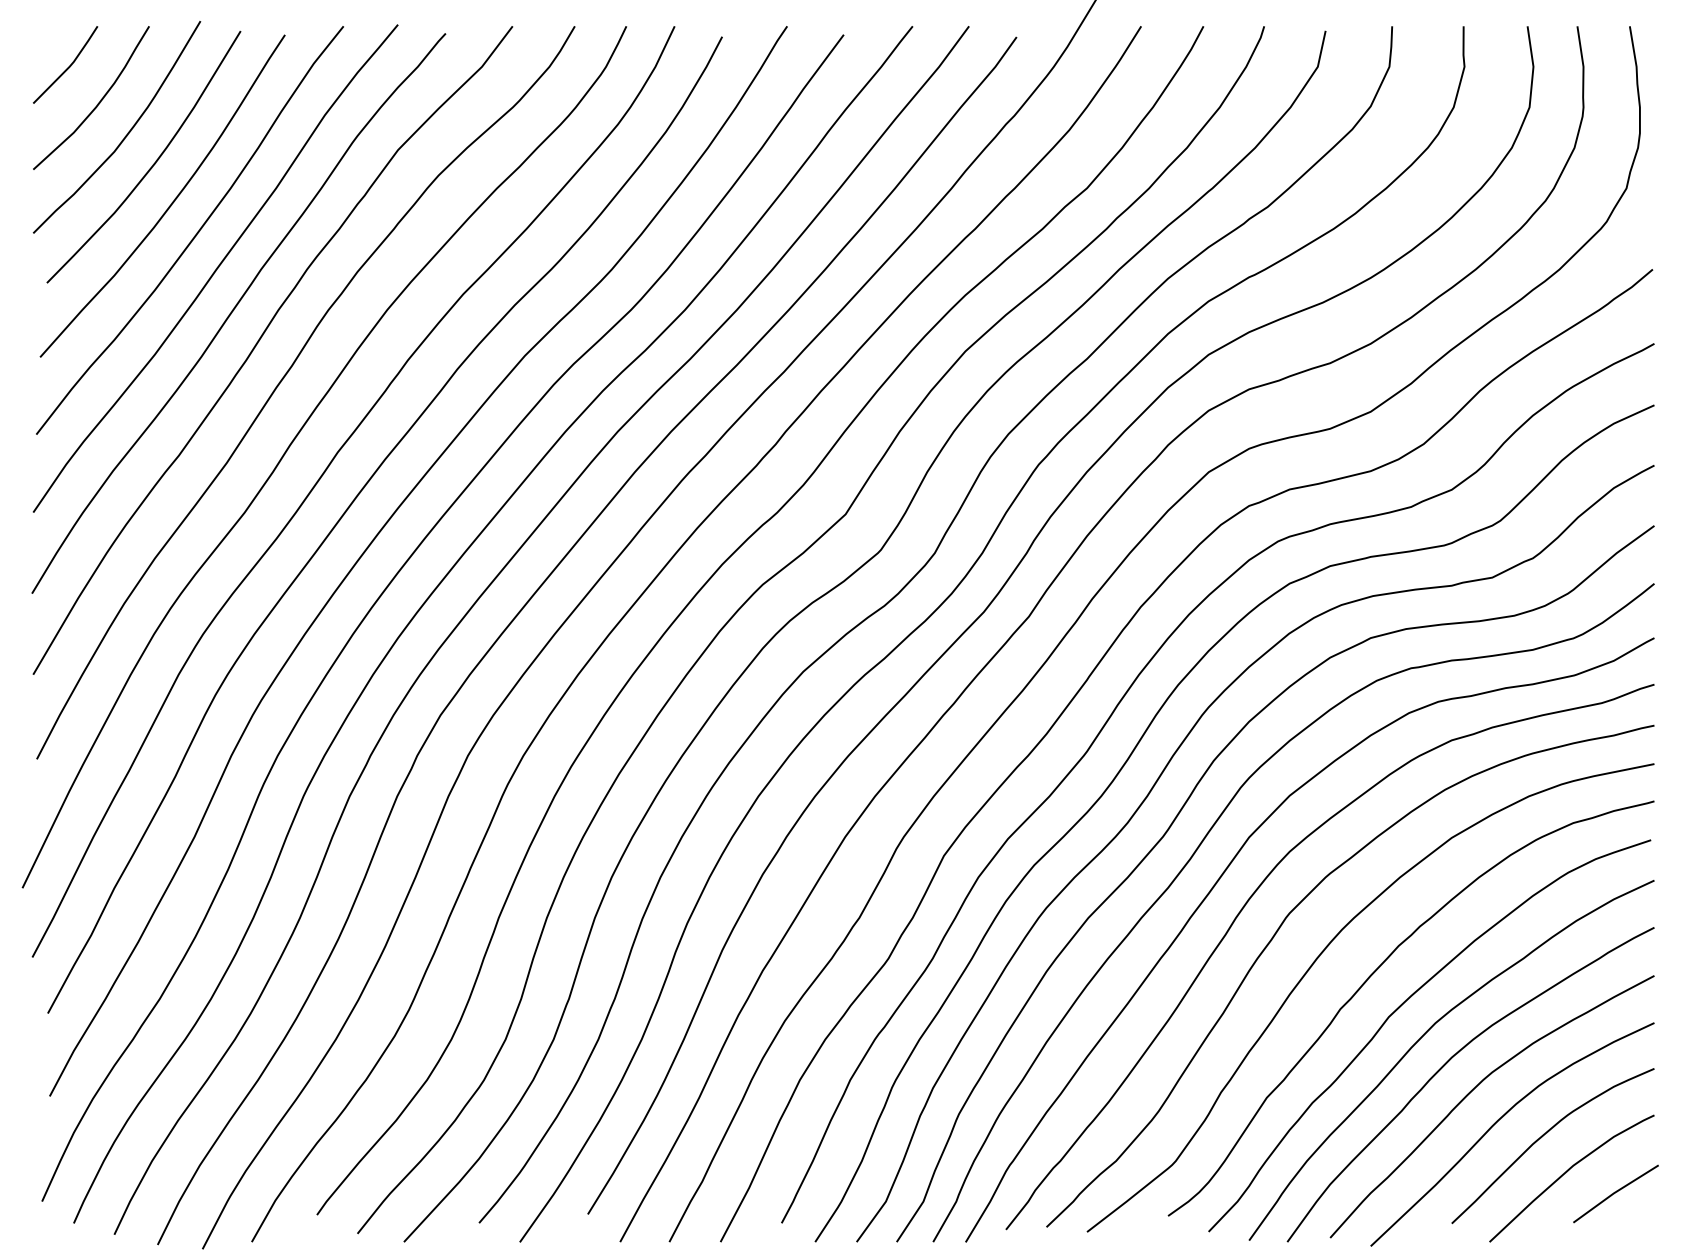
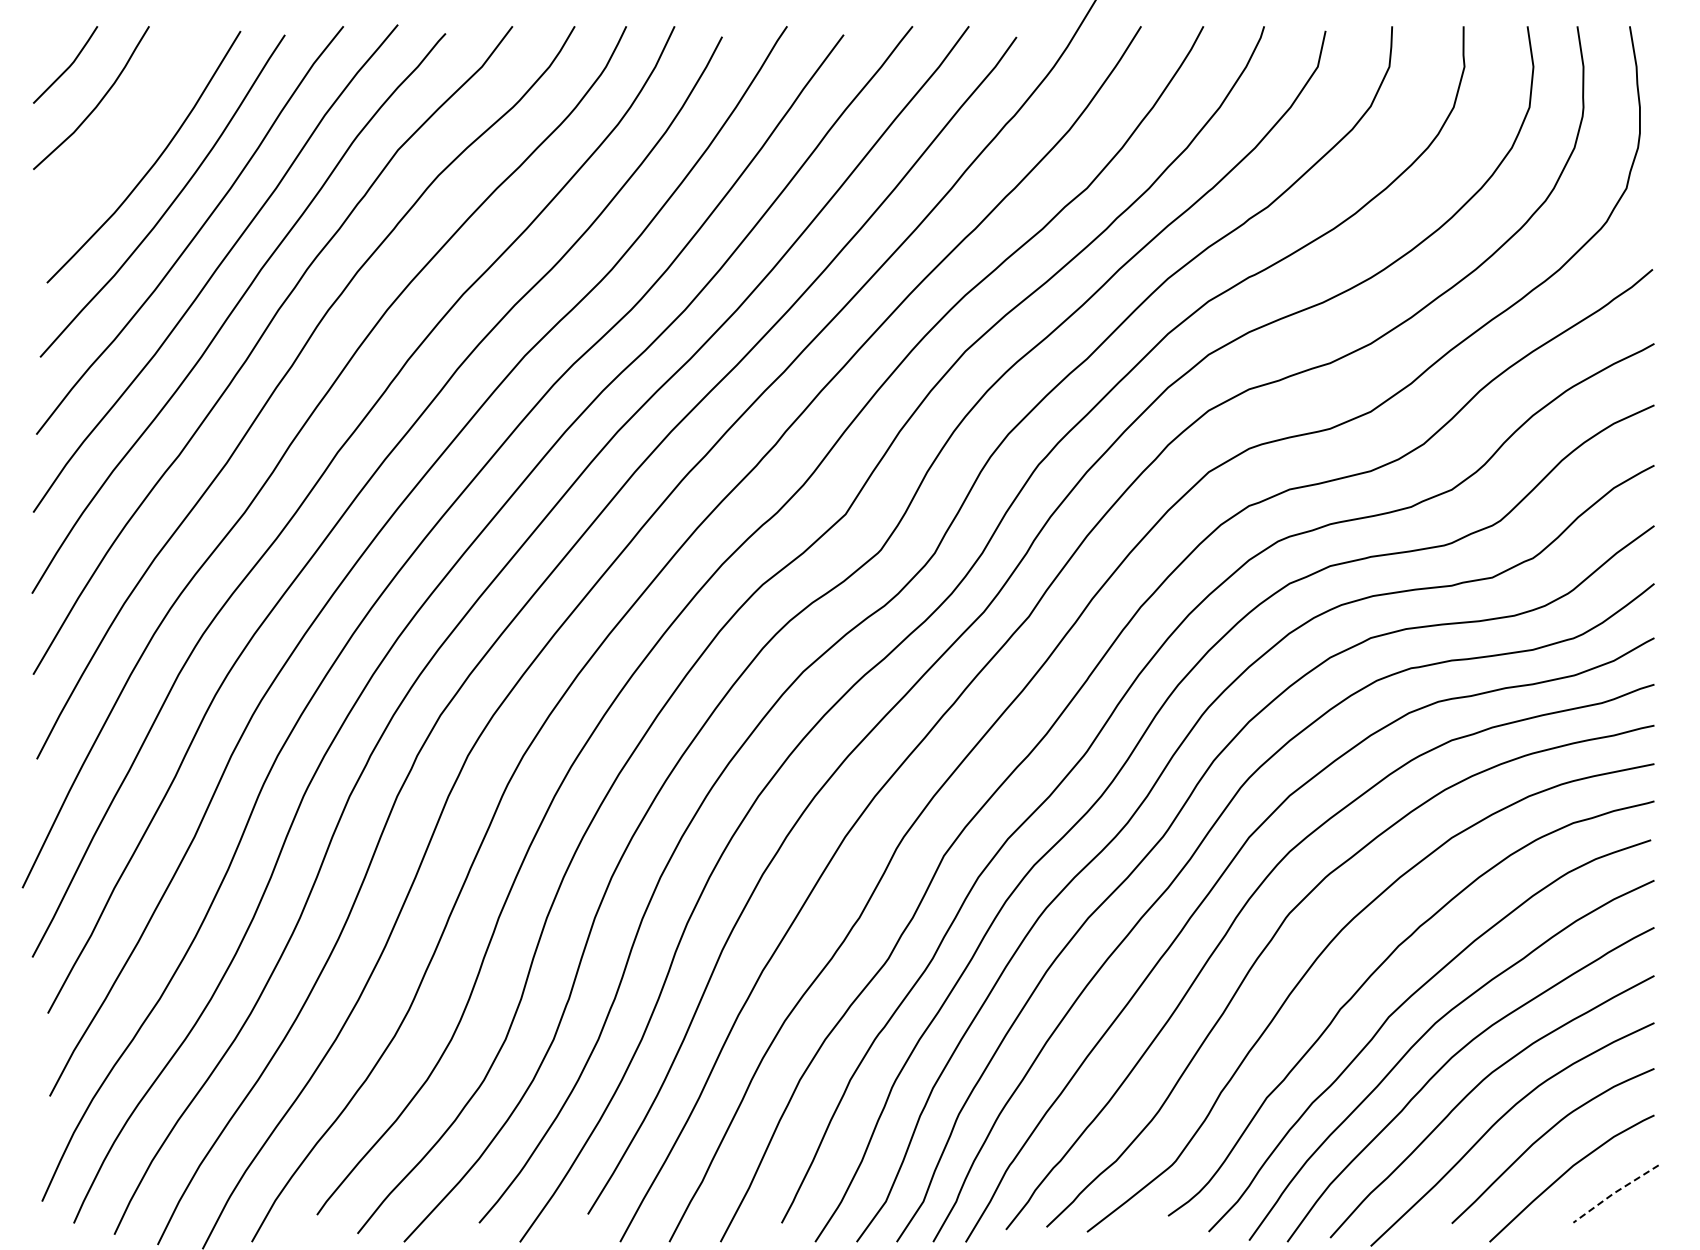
curve: present -> none (127, 132)
line: solid -> dashed (1613, 1193)
